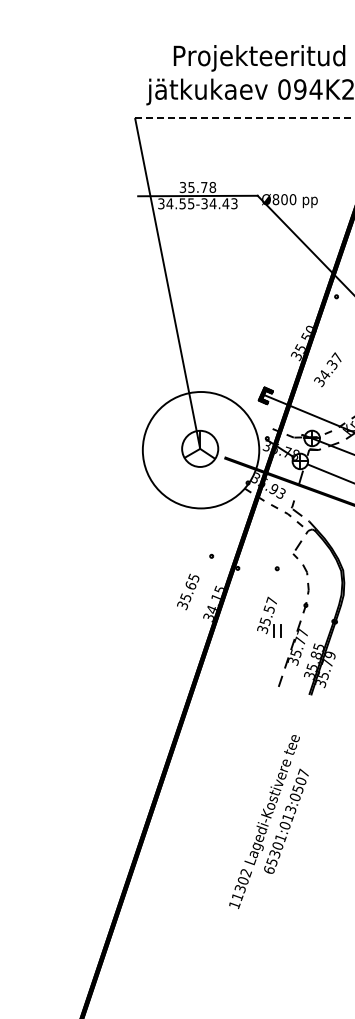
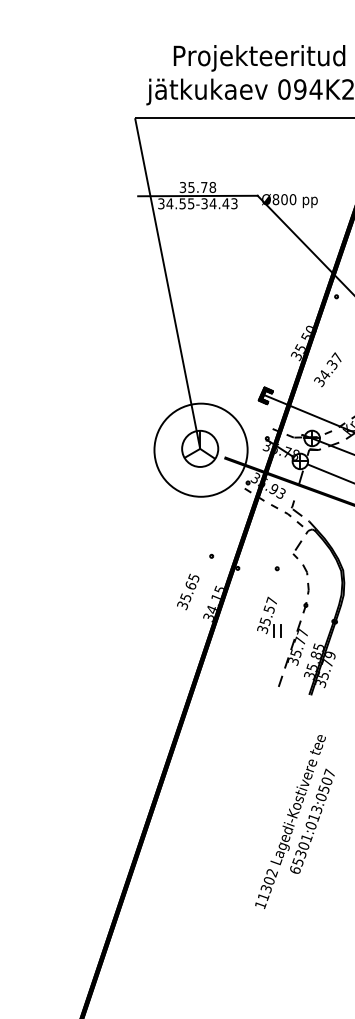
line: dashed -> solid (244, 118)
circle diameter: 116 px -> 93 px (200, 449)
text position: (268, 821) -> (294, 821) (294, 821)
